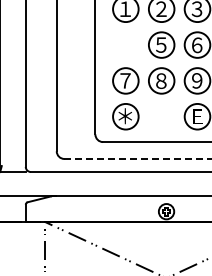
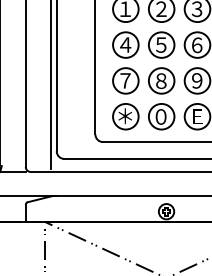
part: none -> present (125, 44)
line: none -> present (51, 85)
part: none -> present (161, 116)
line: dashed -> solid (138, 158)
